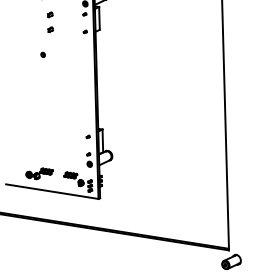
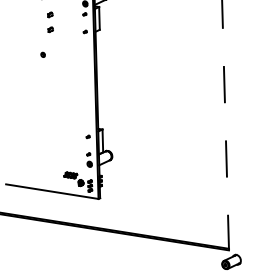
line: solid -> dashed (225, 125)
part: present -> none (39, 173)
